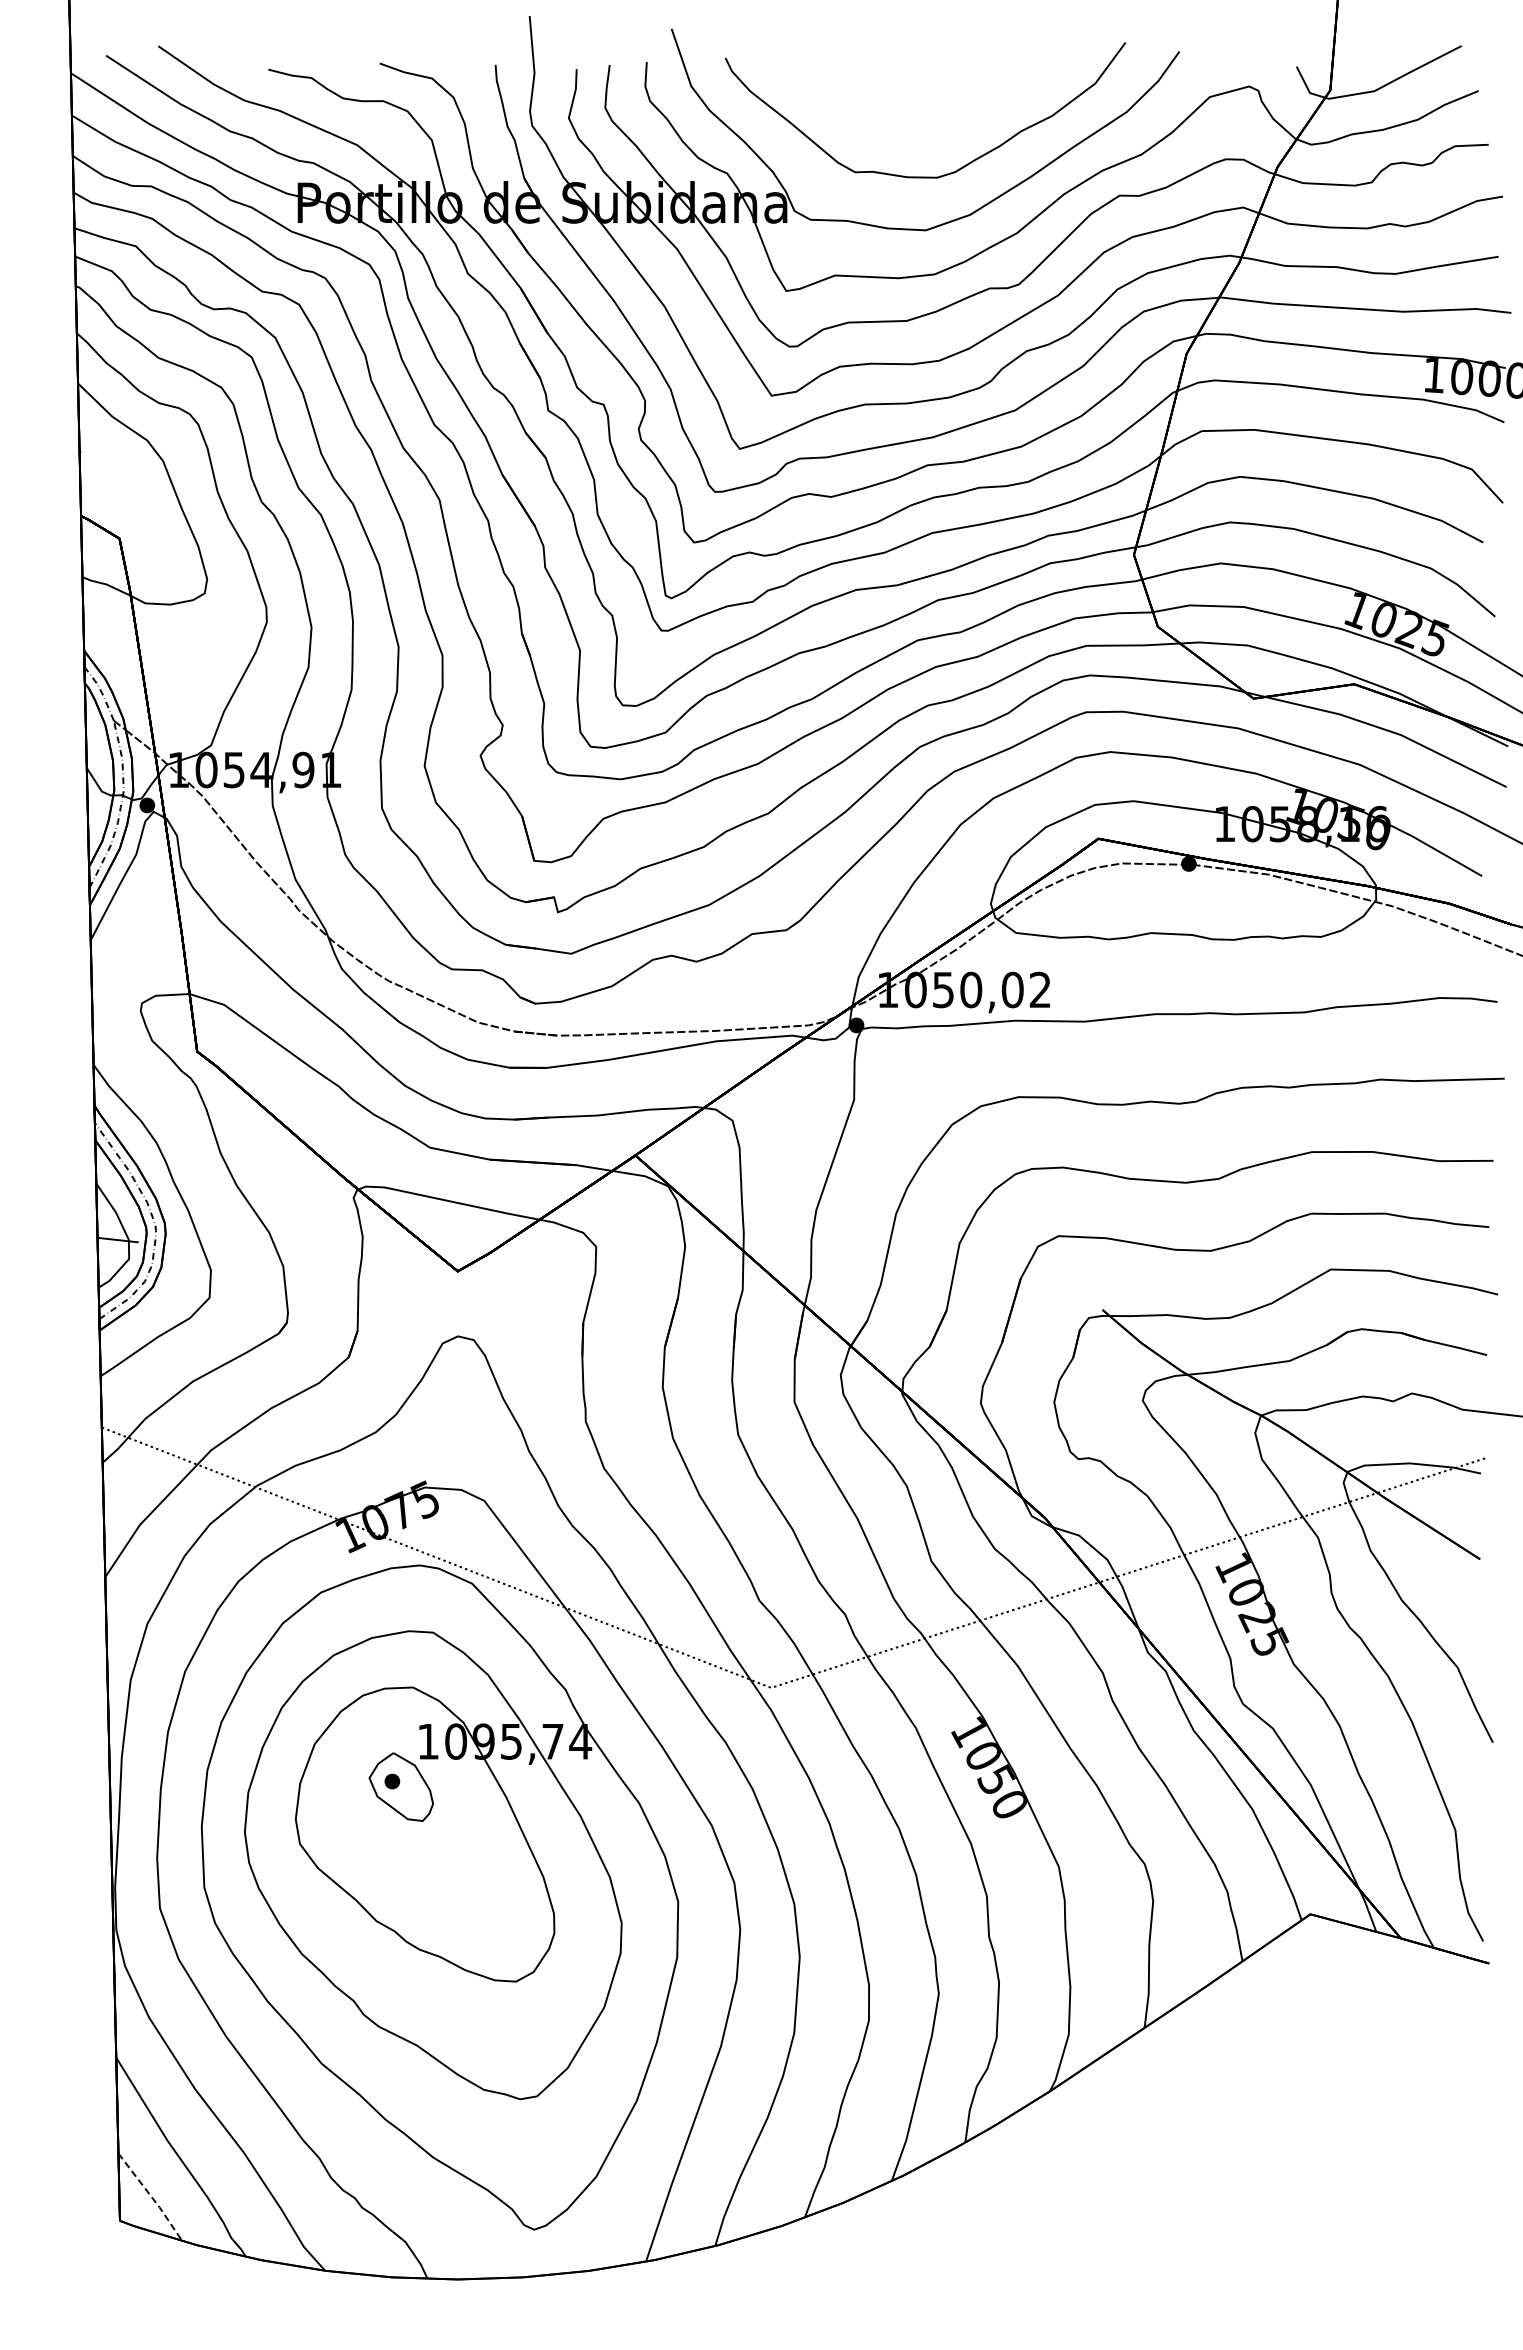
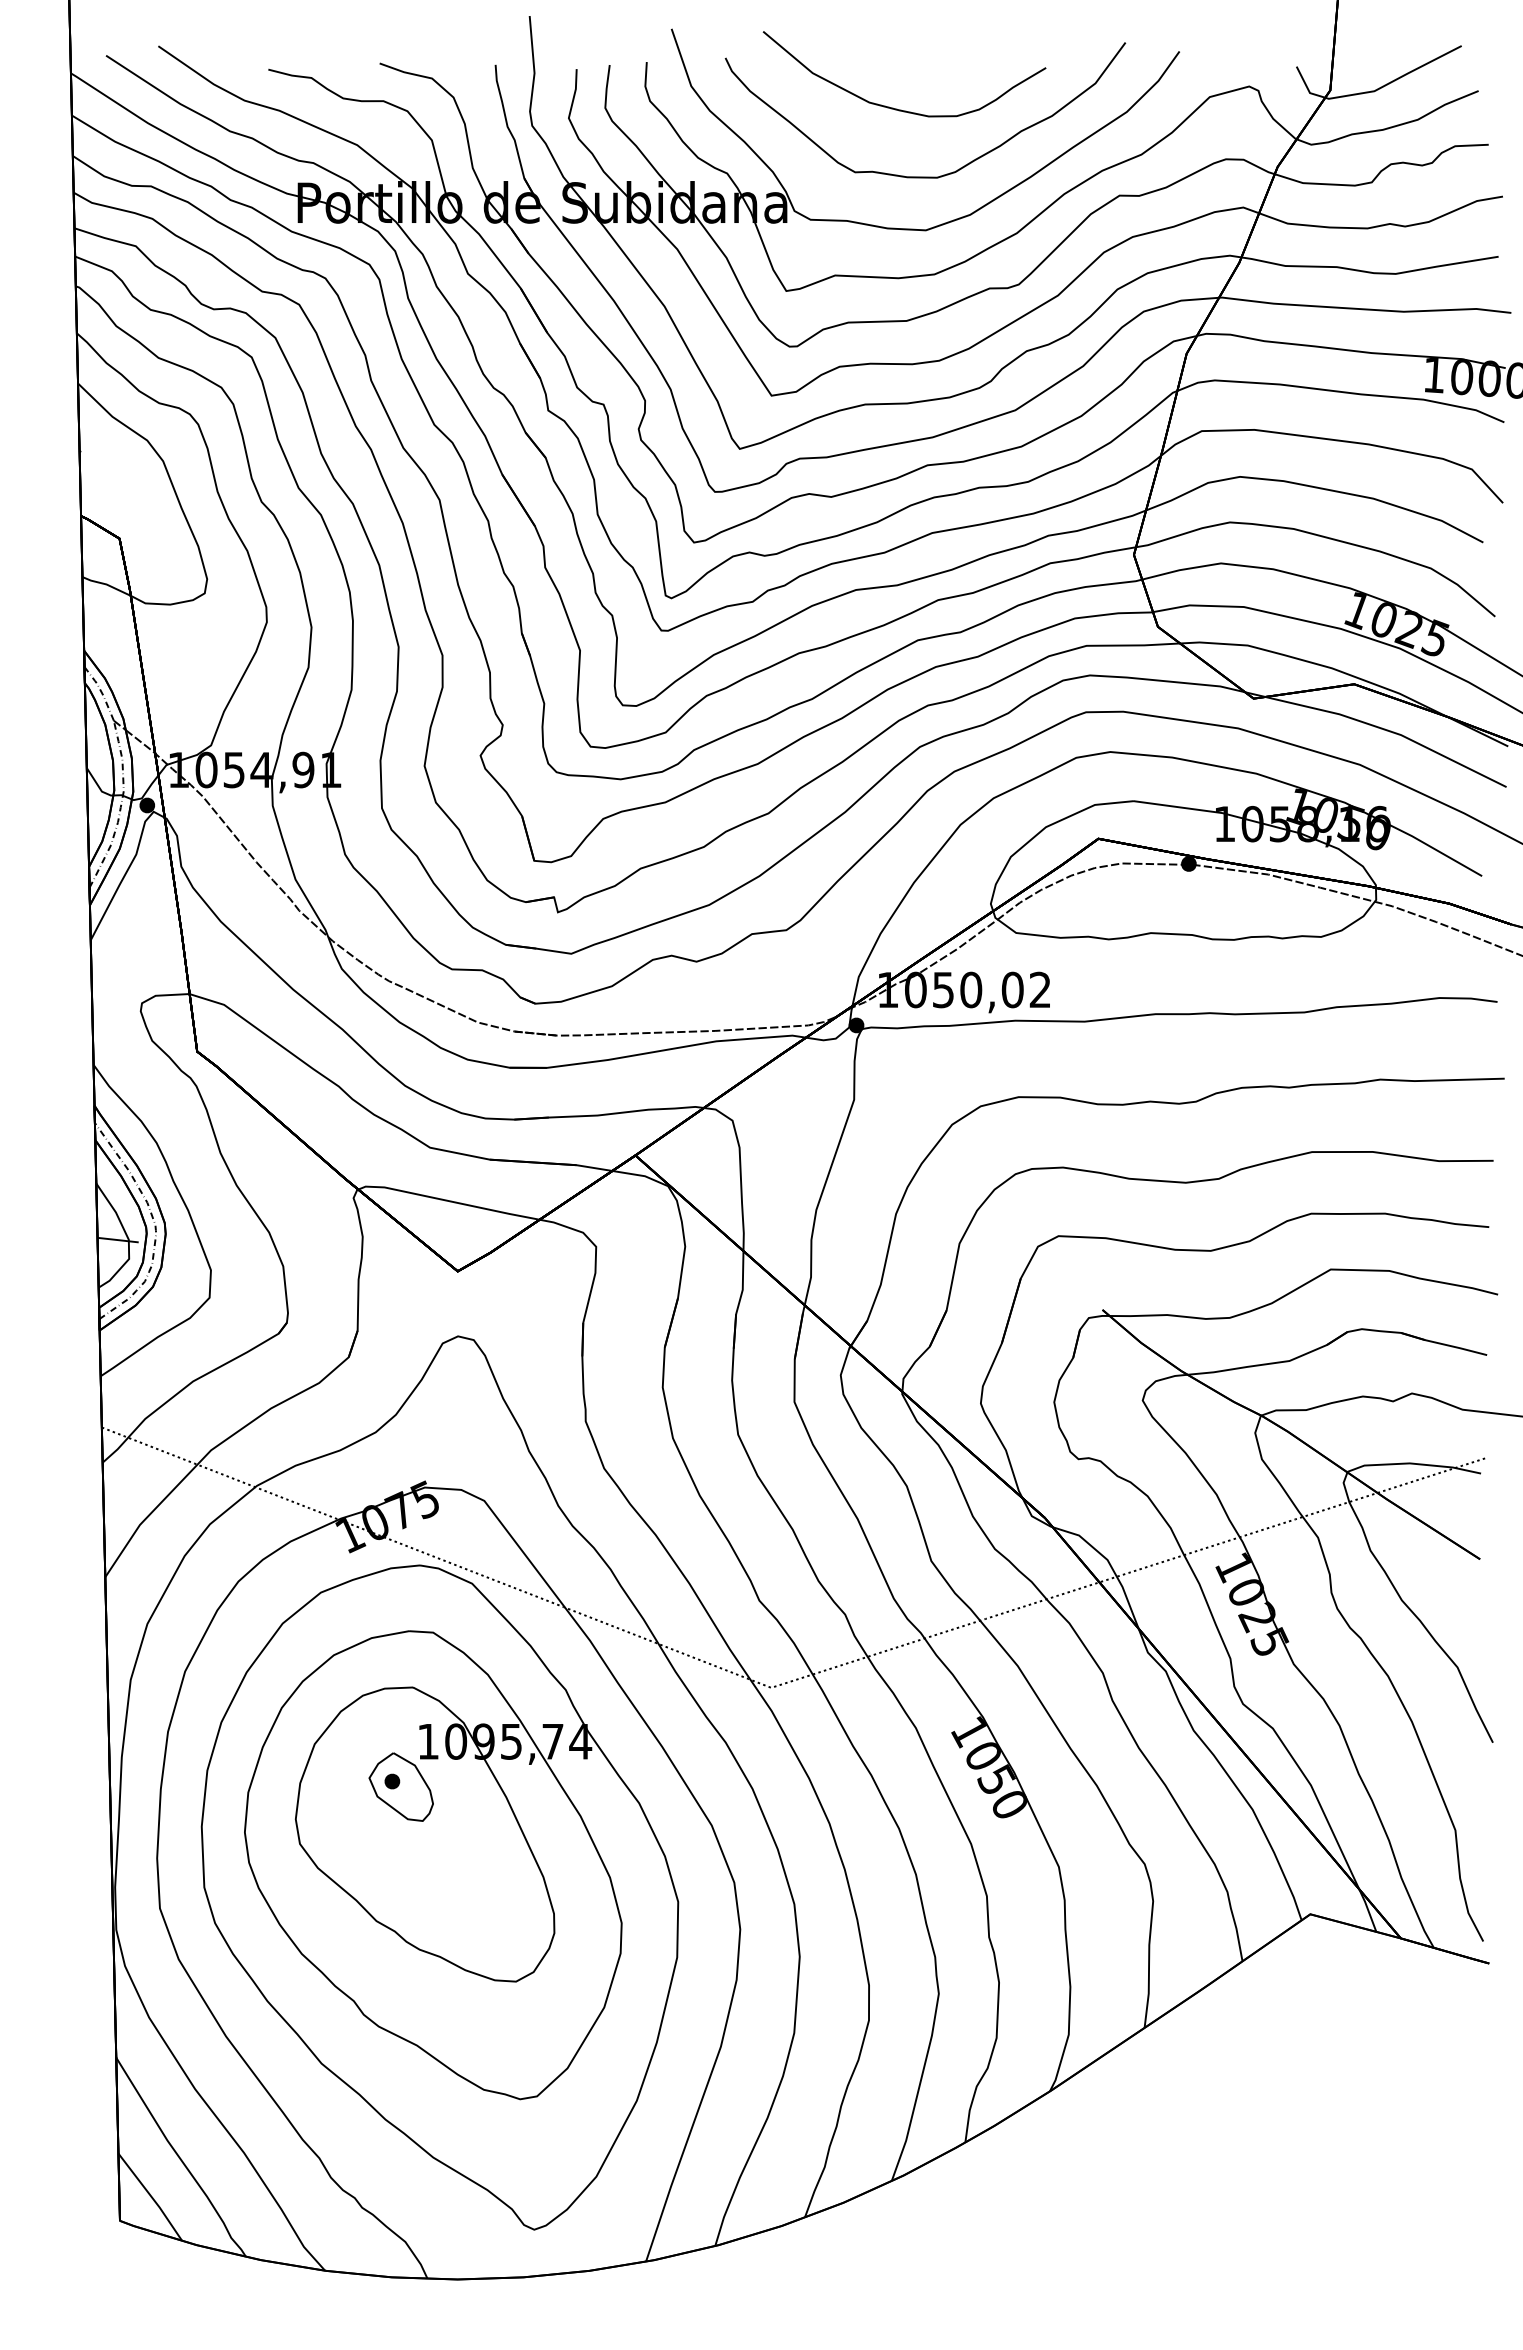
curve: none -> present (897, 108)
line: dashed -> solid (151, 2197)
